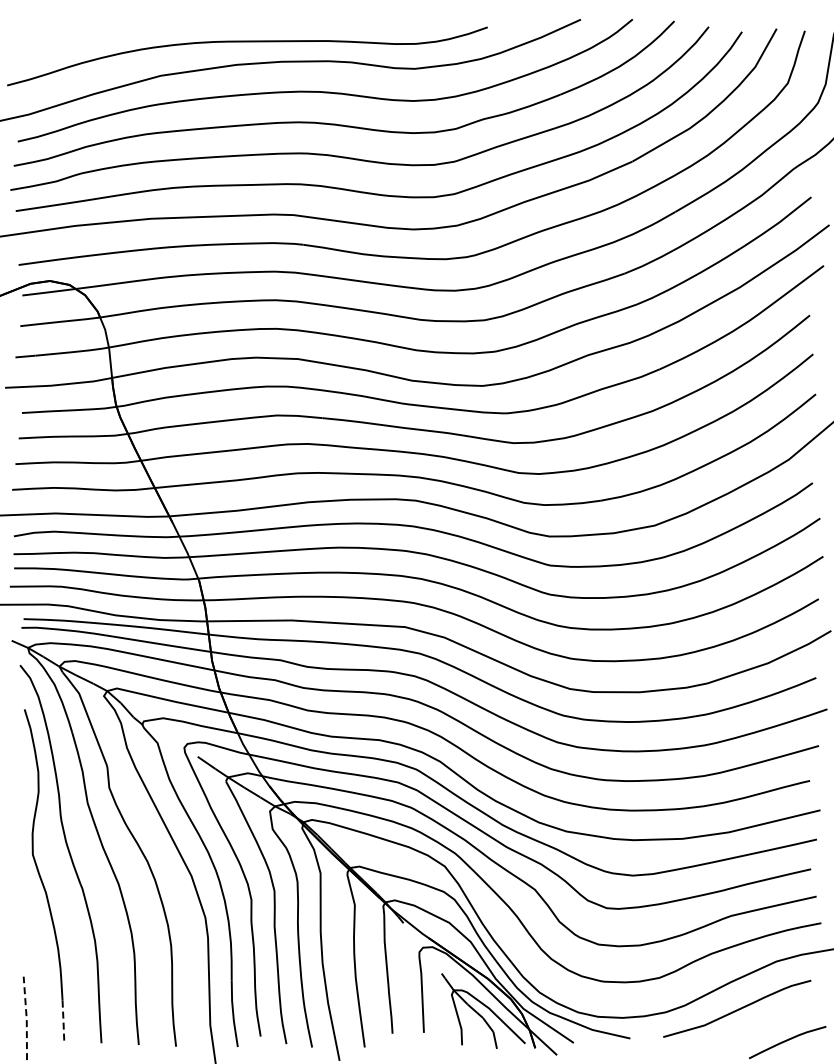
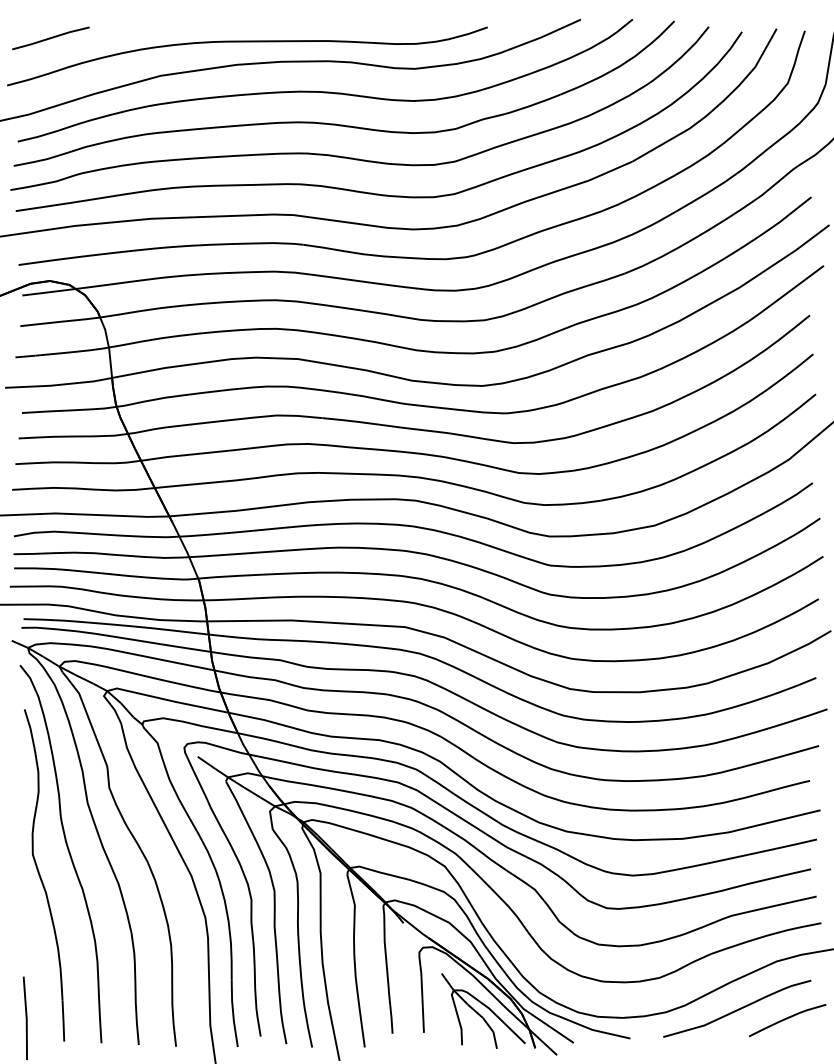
line: none -> present (50, 38)
line: dashed -> solid (26, 1018)
line: dashed -> solid (63, 1021)
curve position: (787, 1041) -> (787, 1019) (787, 1019)
